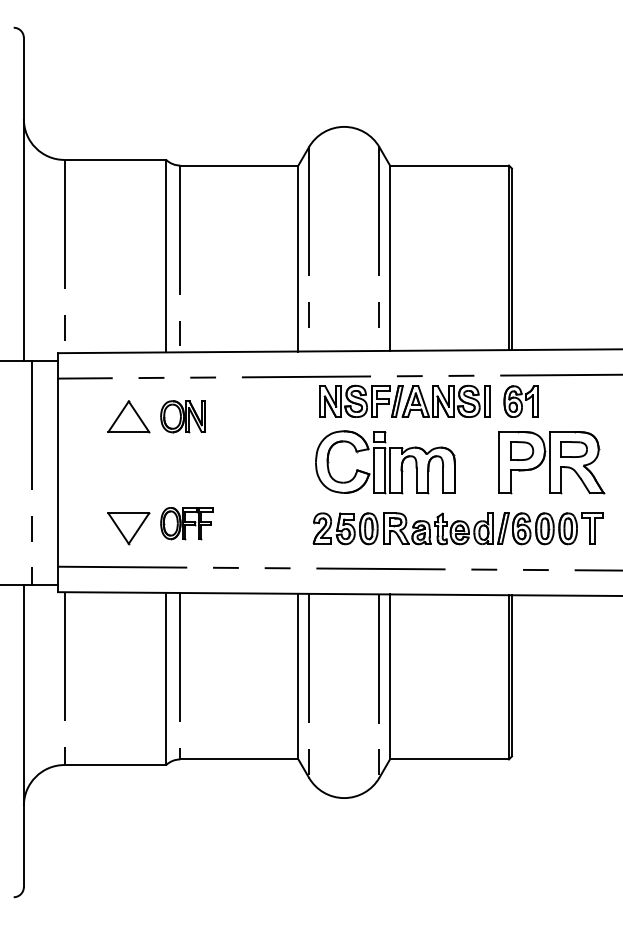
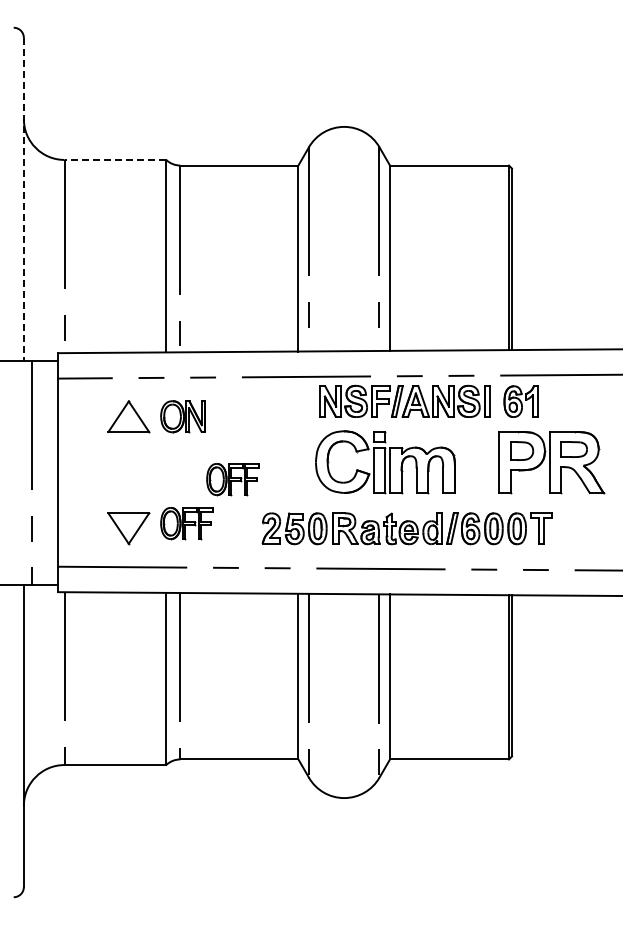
line: solid -> dashed (115, 159)
line: solid -> dashed (23, 199)
part: none -> present (232, 479)
part position: (457, 528) -> (406, 528) (406, 528)
